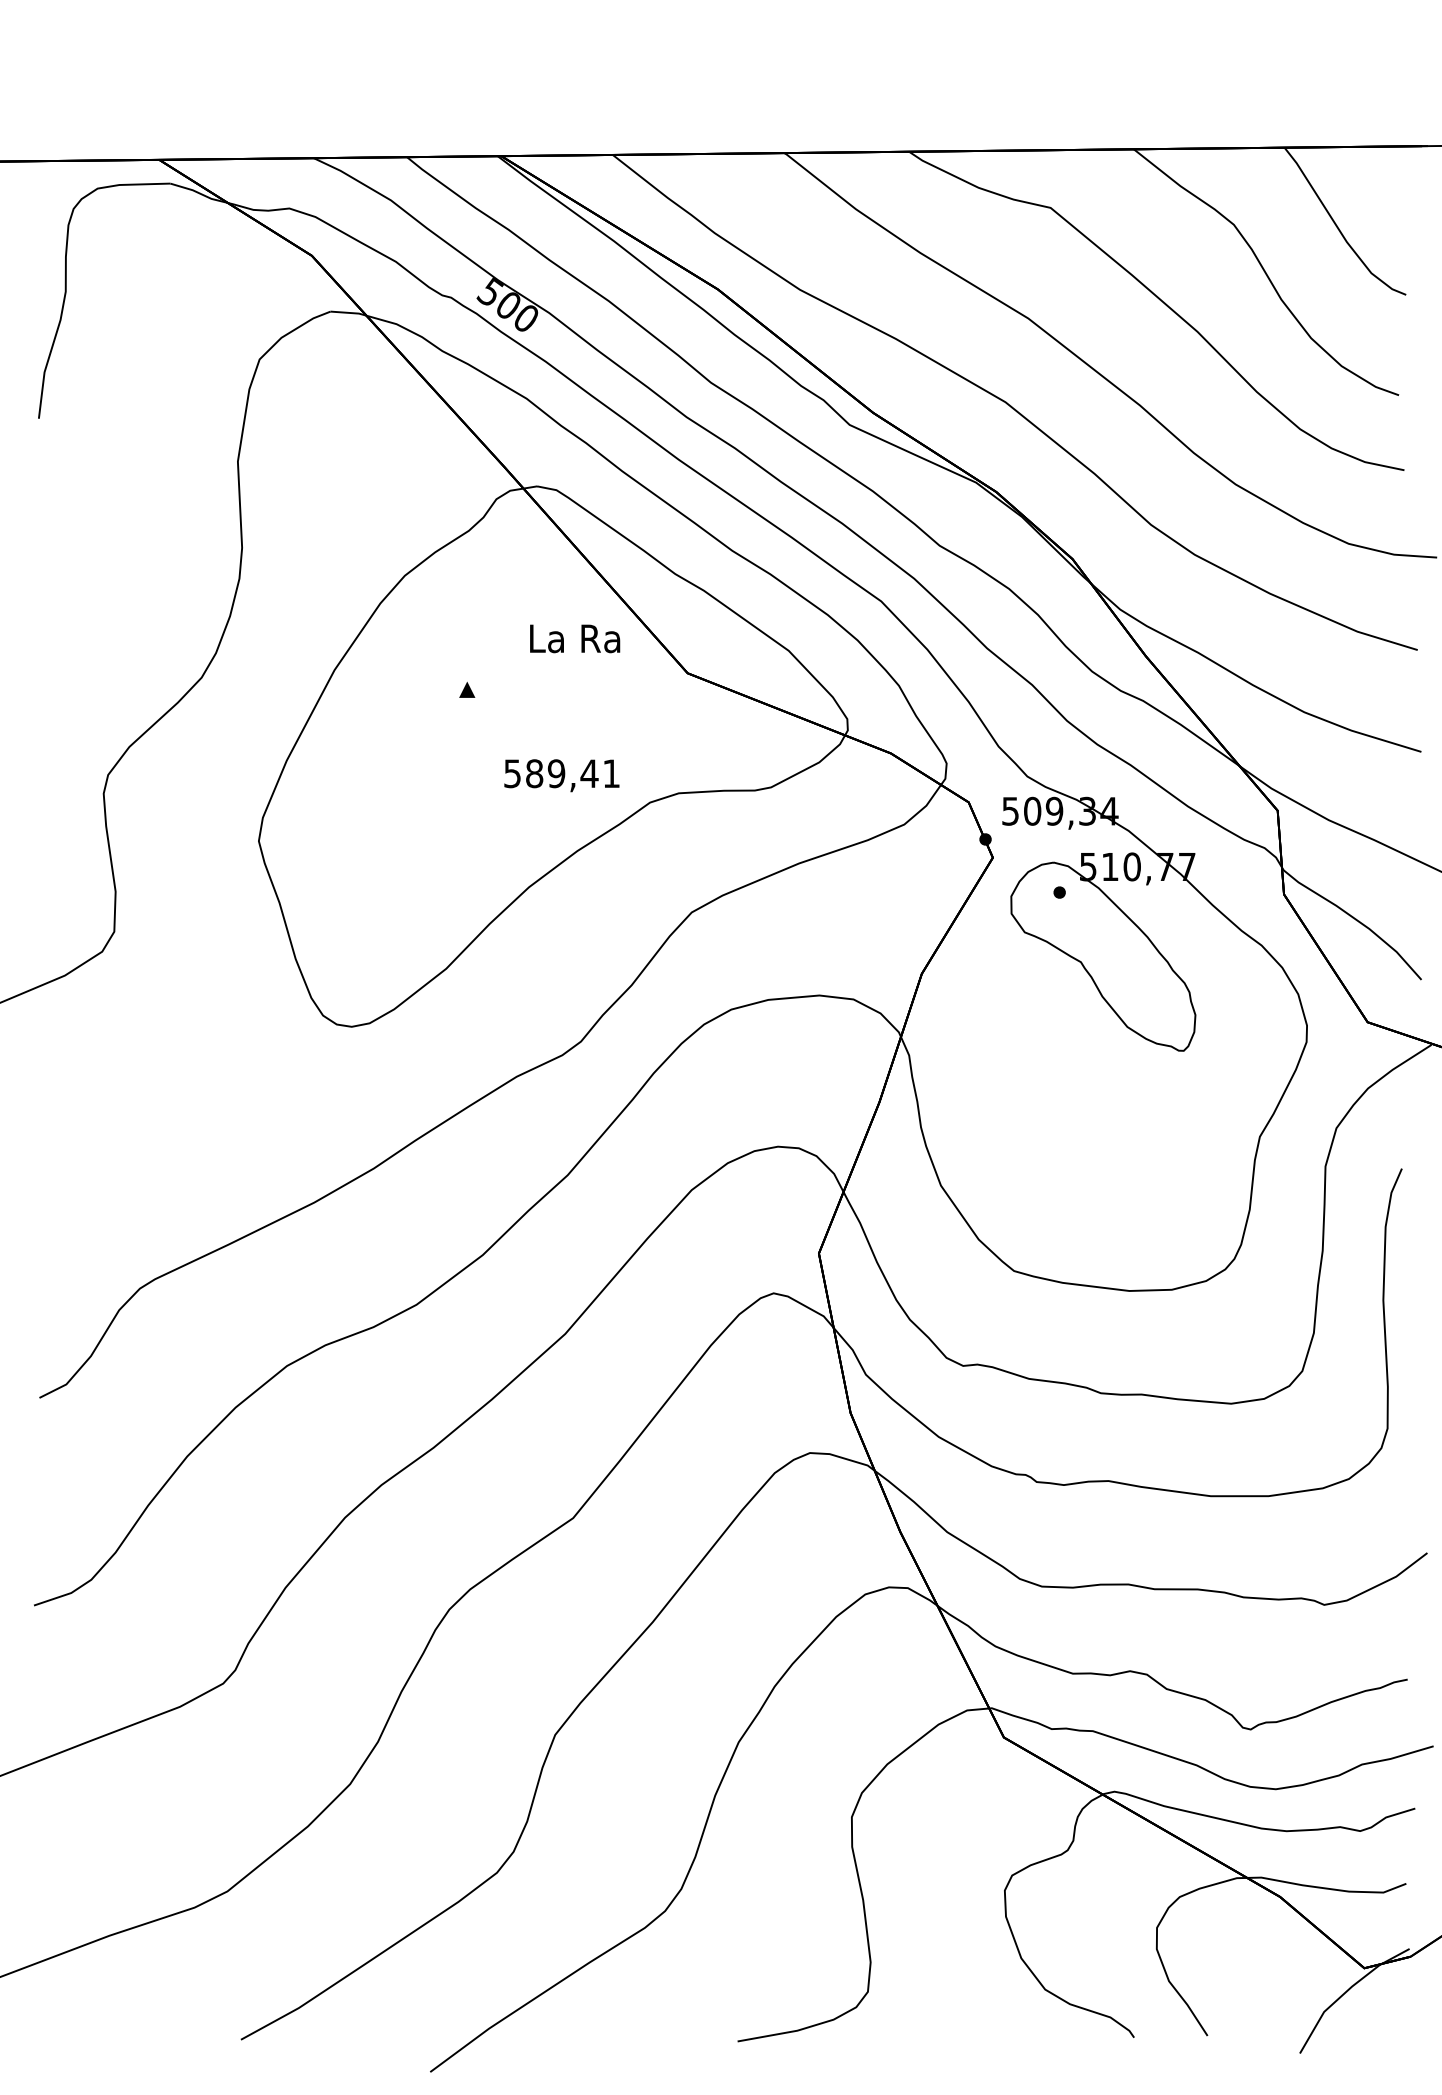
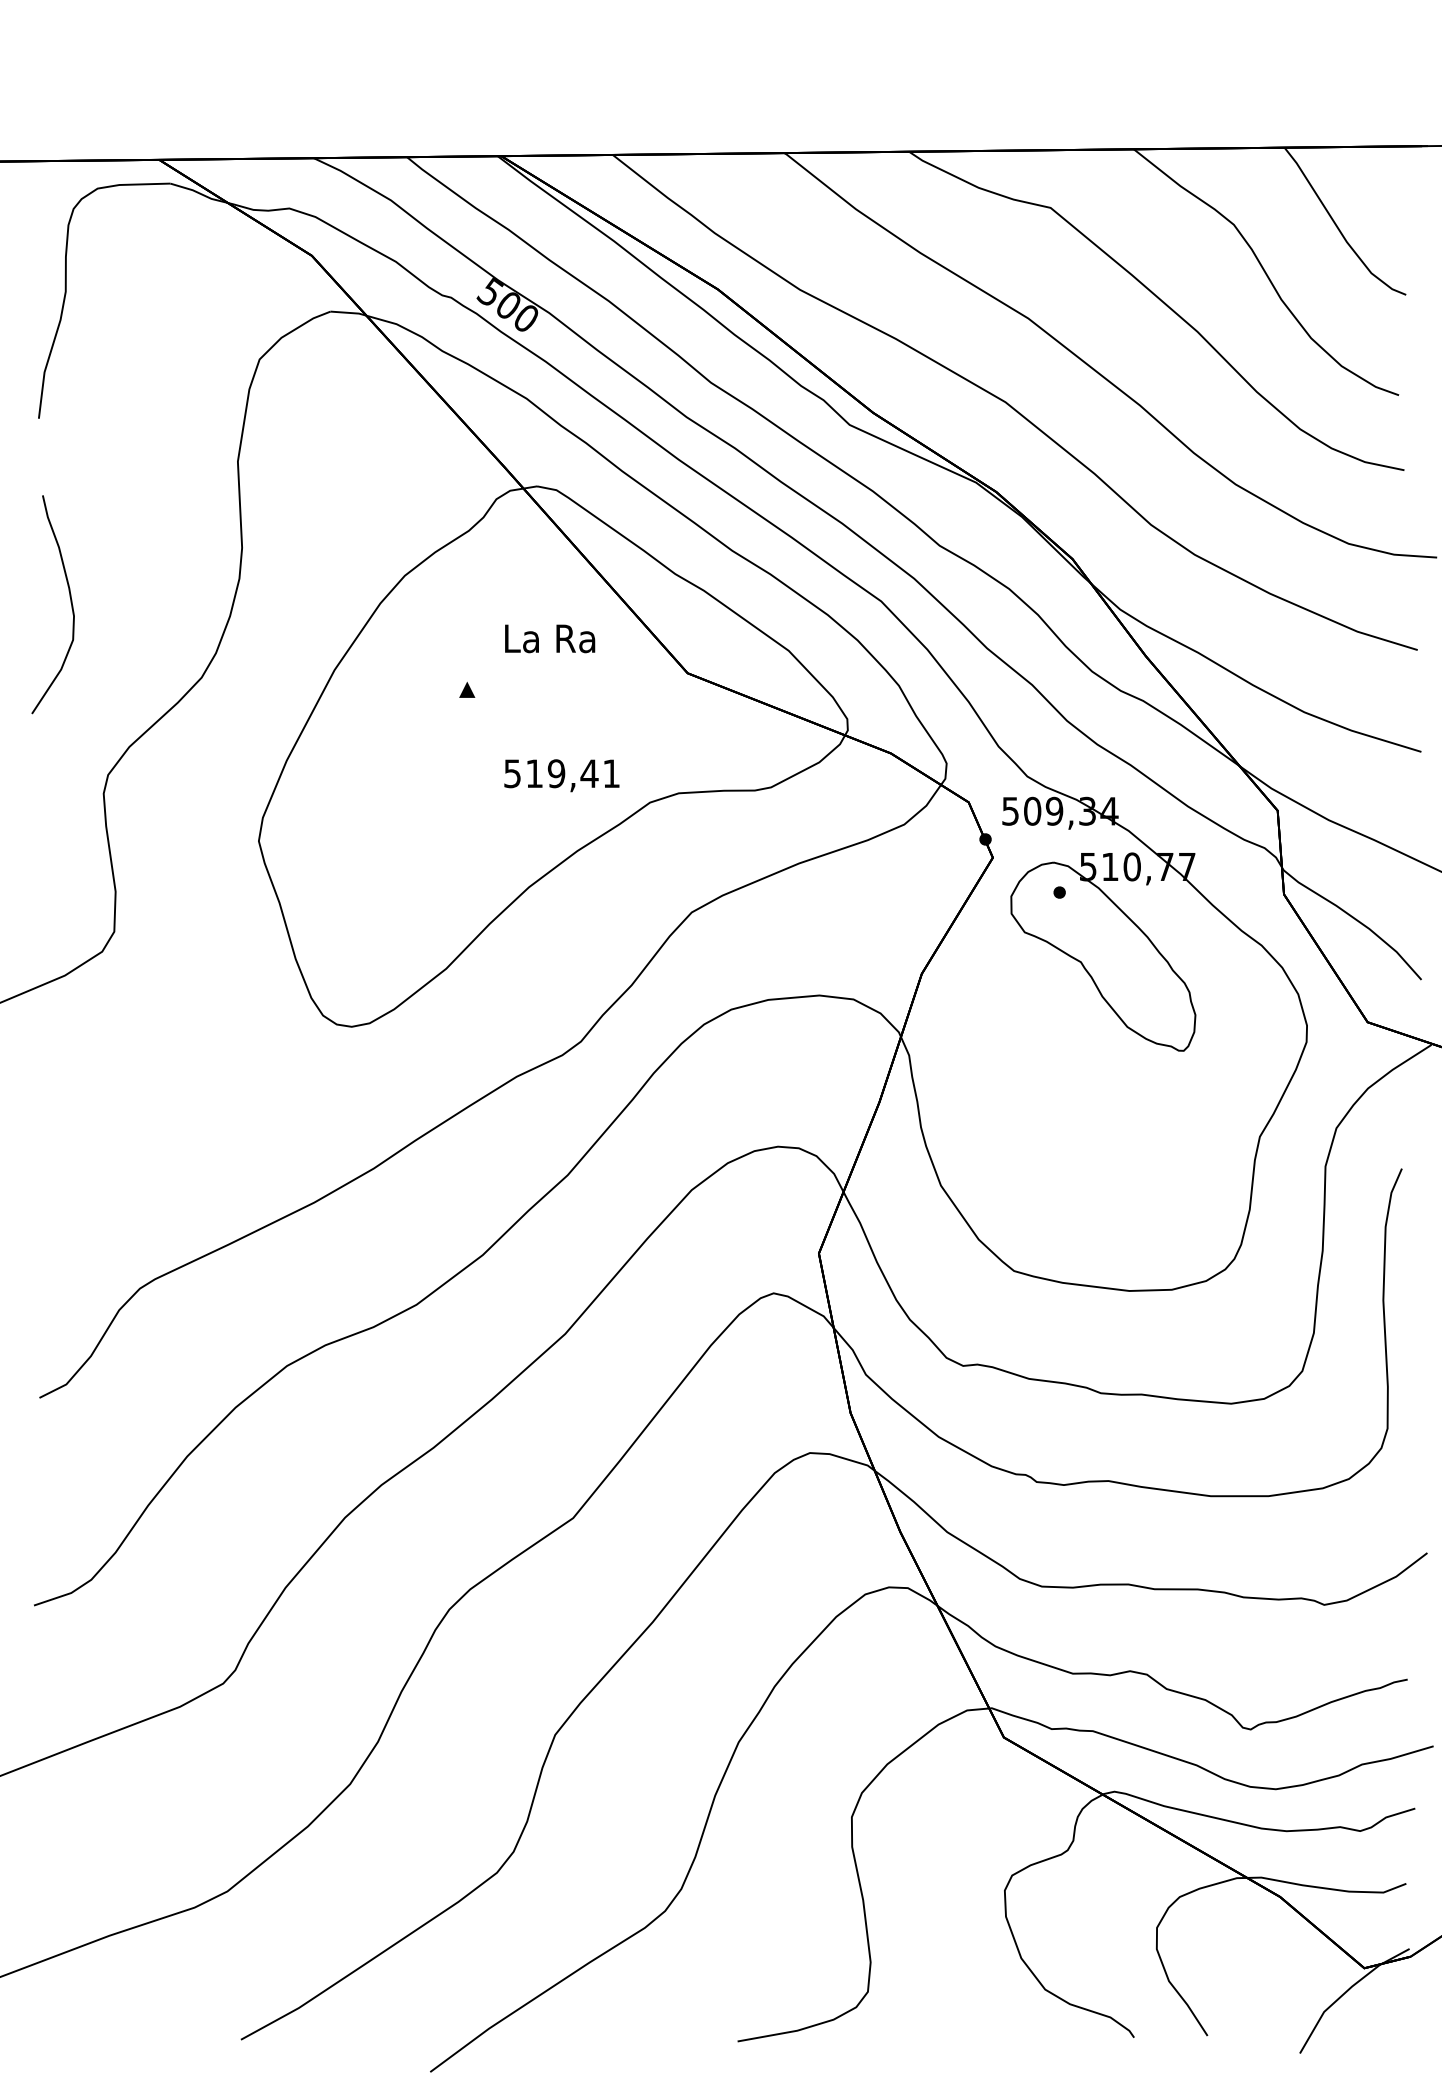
curve: none -> present (70, 602)
text position: (575, 638) -> (550, 638) (550, 638)
text: 589,41 -> 519,41 (534, 773)
